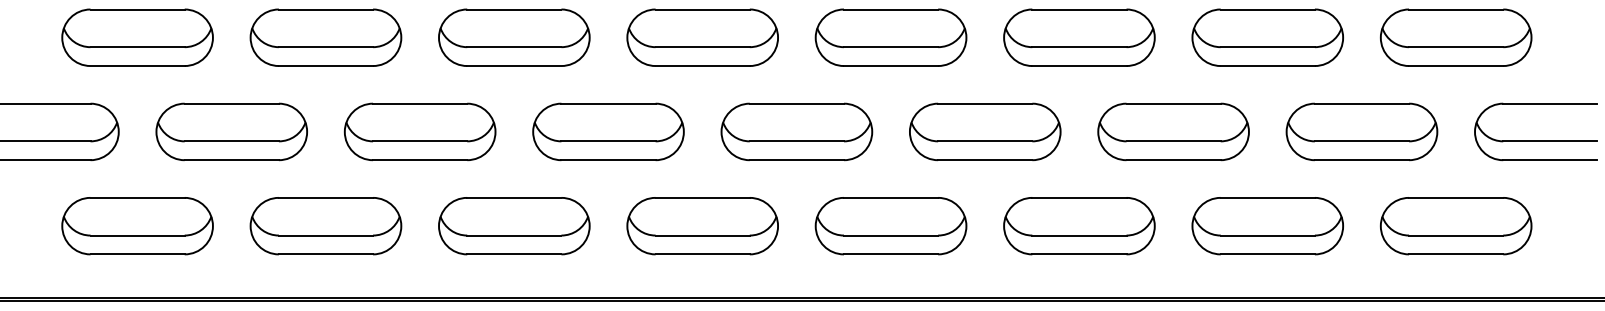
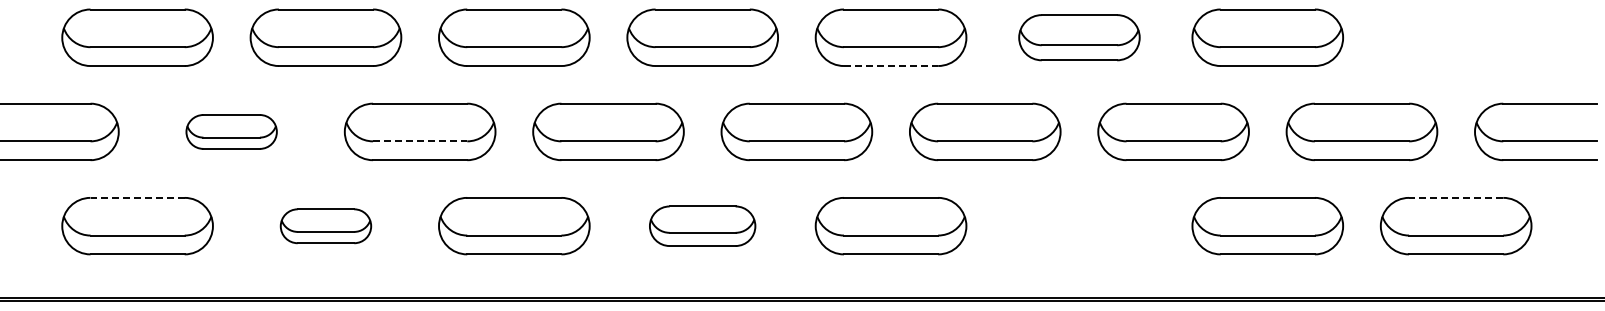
part size: 153x59 px -> 123x48 px (1079, 37)
part: present -> none (1456, 37)
line: solid -> dashed (891, 66)
part size: 153x60 px -> 93x36 px (231, 131)
line: solid -> dashed (420, 141)
line: solid -> dashed (137, 197)
line: solid -> dashed (1455, 197)
part size: 154x59 px -> 94x37 px (325, 226)
part size: 153x59 px -> 108x42 px (702, 225)
part: present -> none (1079, 226)
